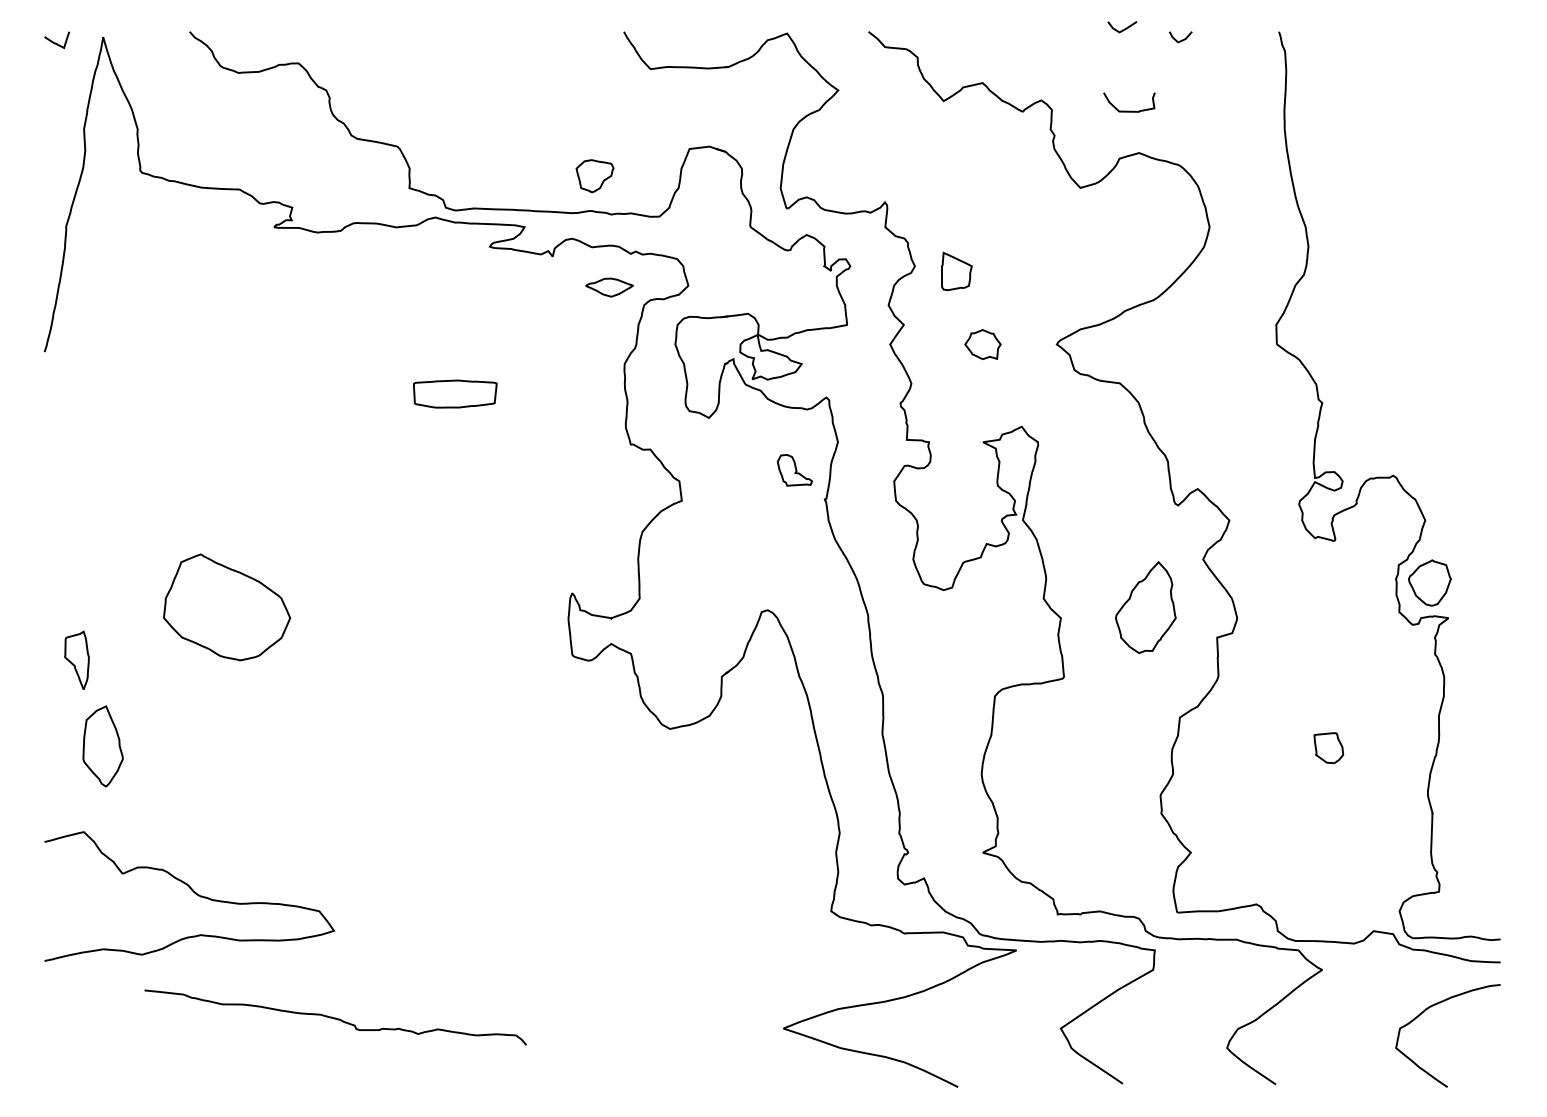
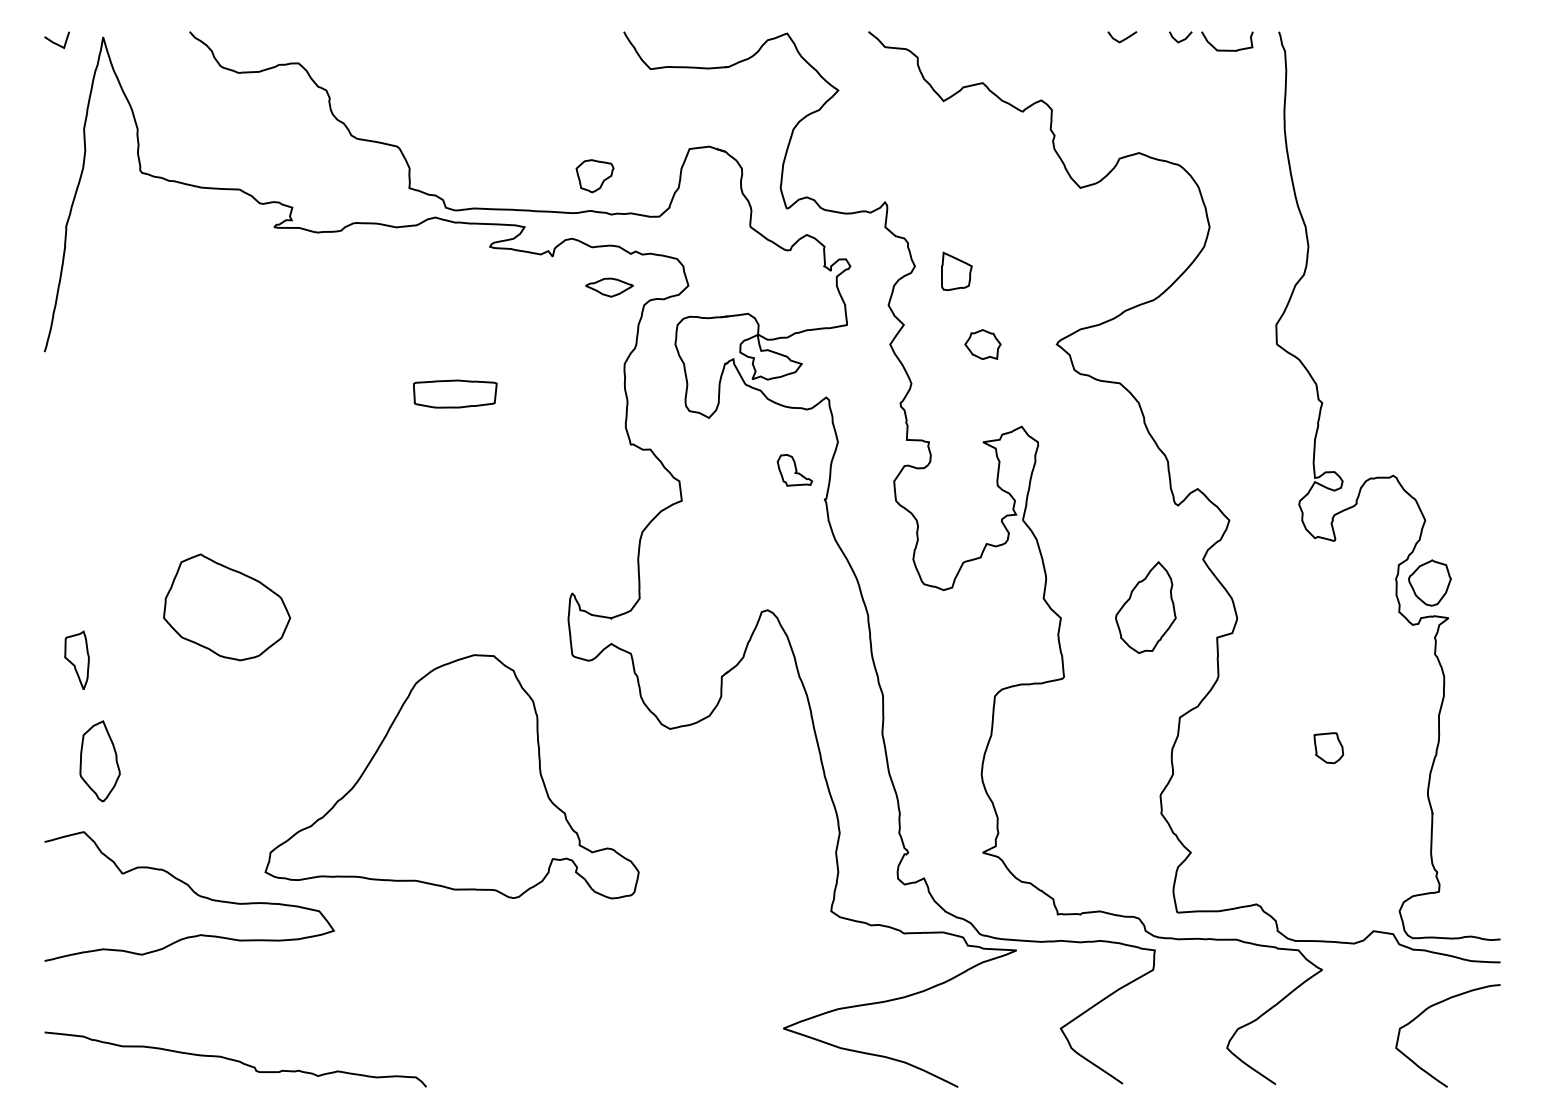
line position: (1122, 29) -> (1122, 39) (1122, 39)
curve position: (1129, 110) -> (1227, 49) (1227, 49)
part position: (102, 746) -> (99, 761) (99, 761)
part: none -> present (451, 776)
curve position: (335, 1017) -> (235, 1059) (235, 1059)
